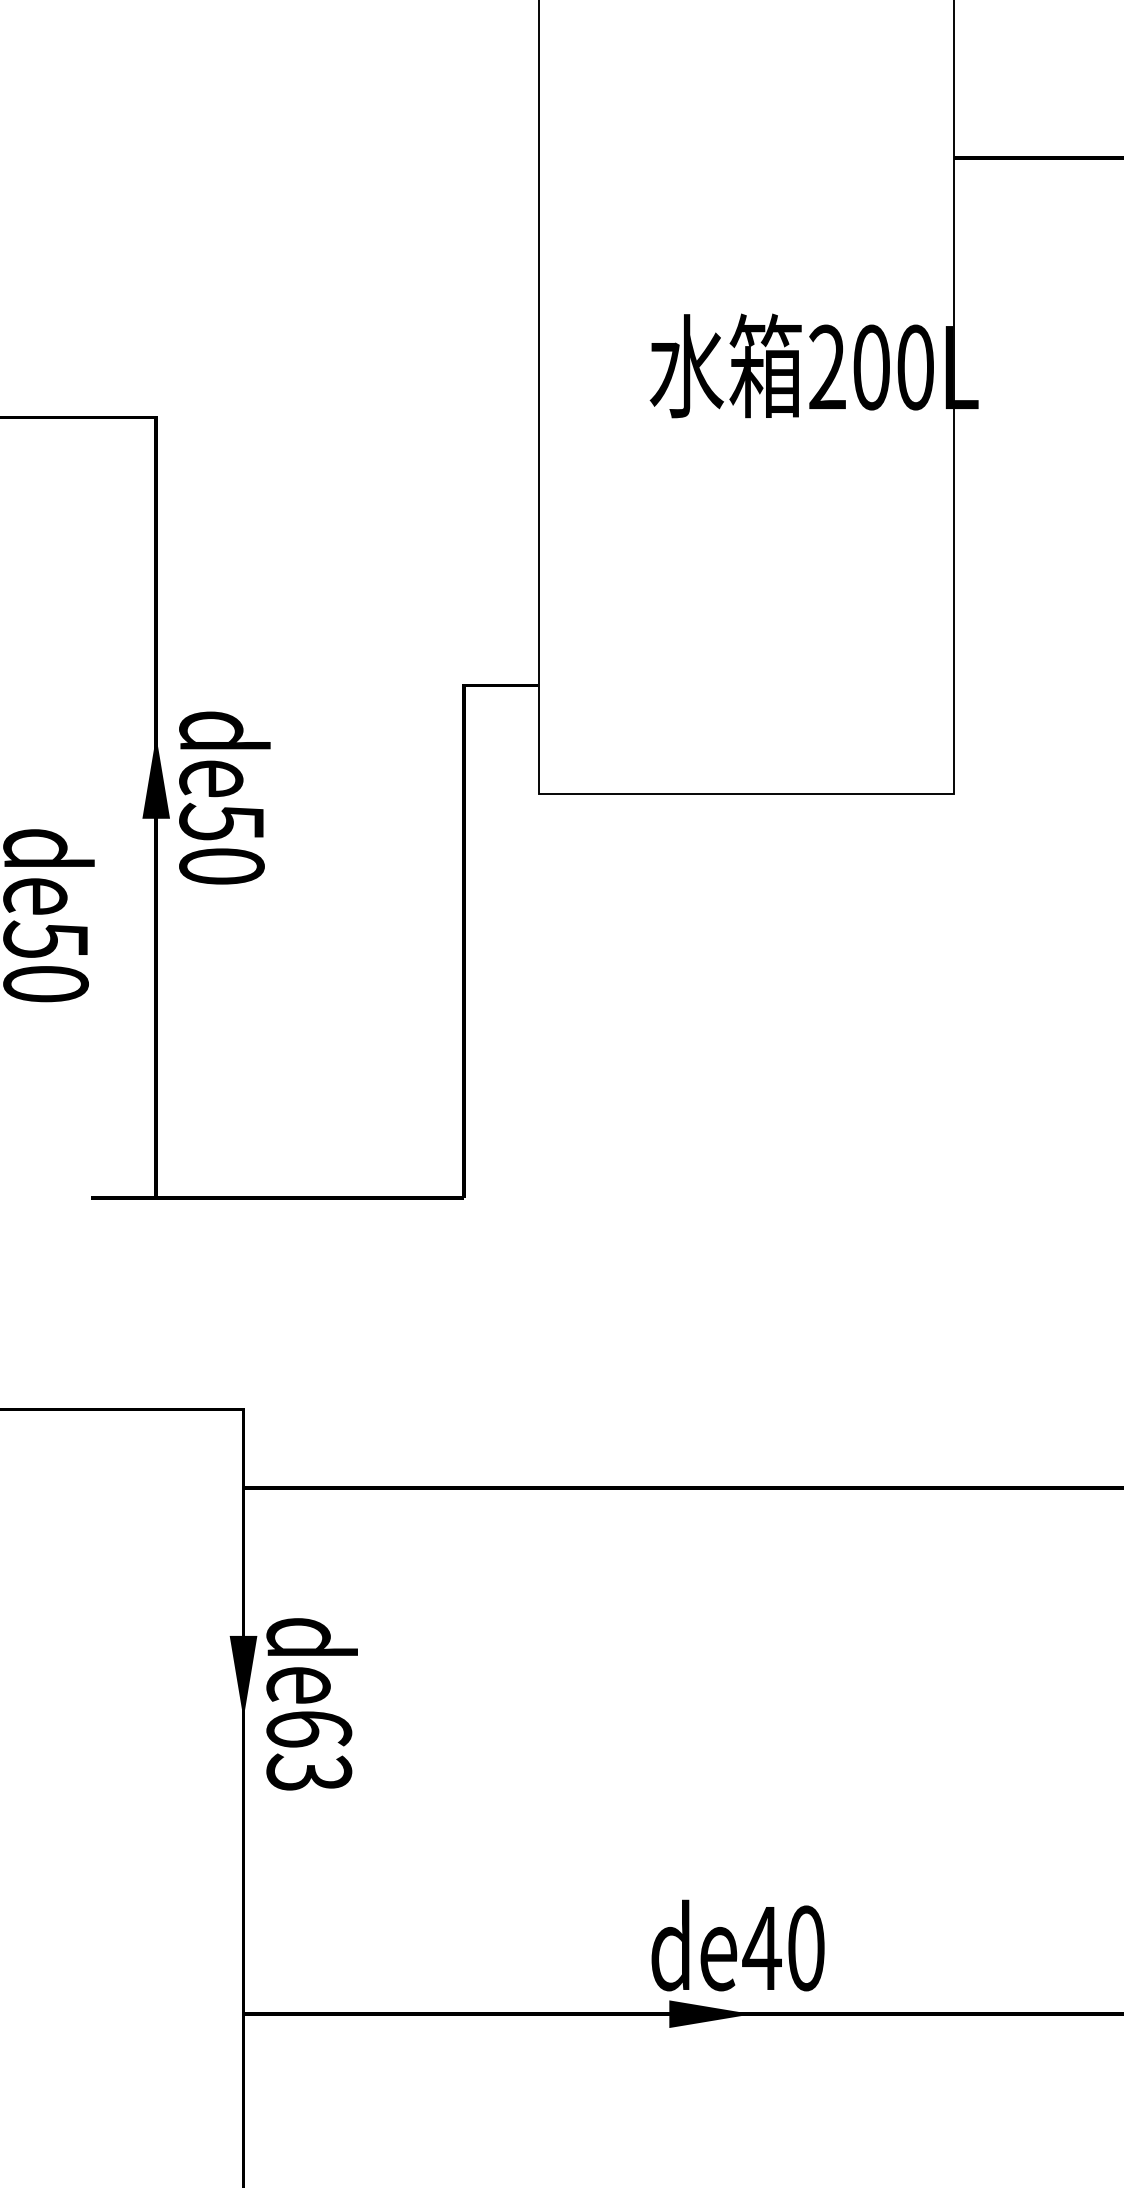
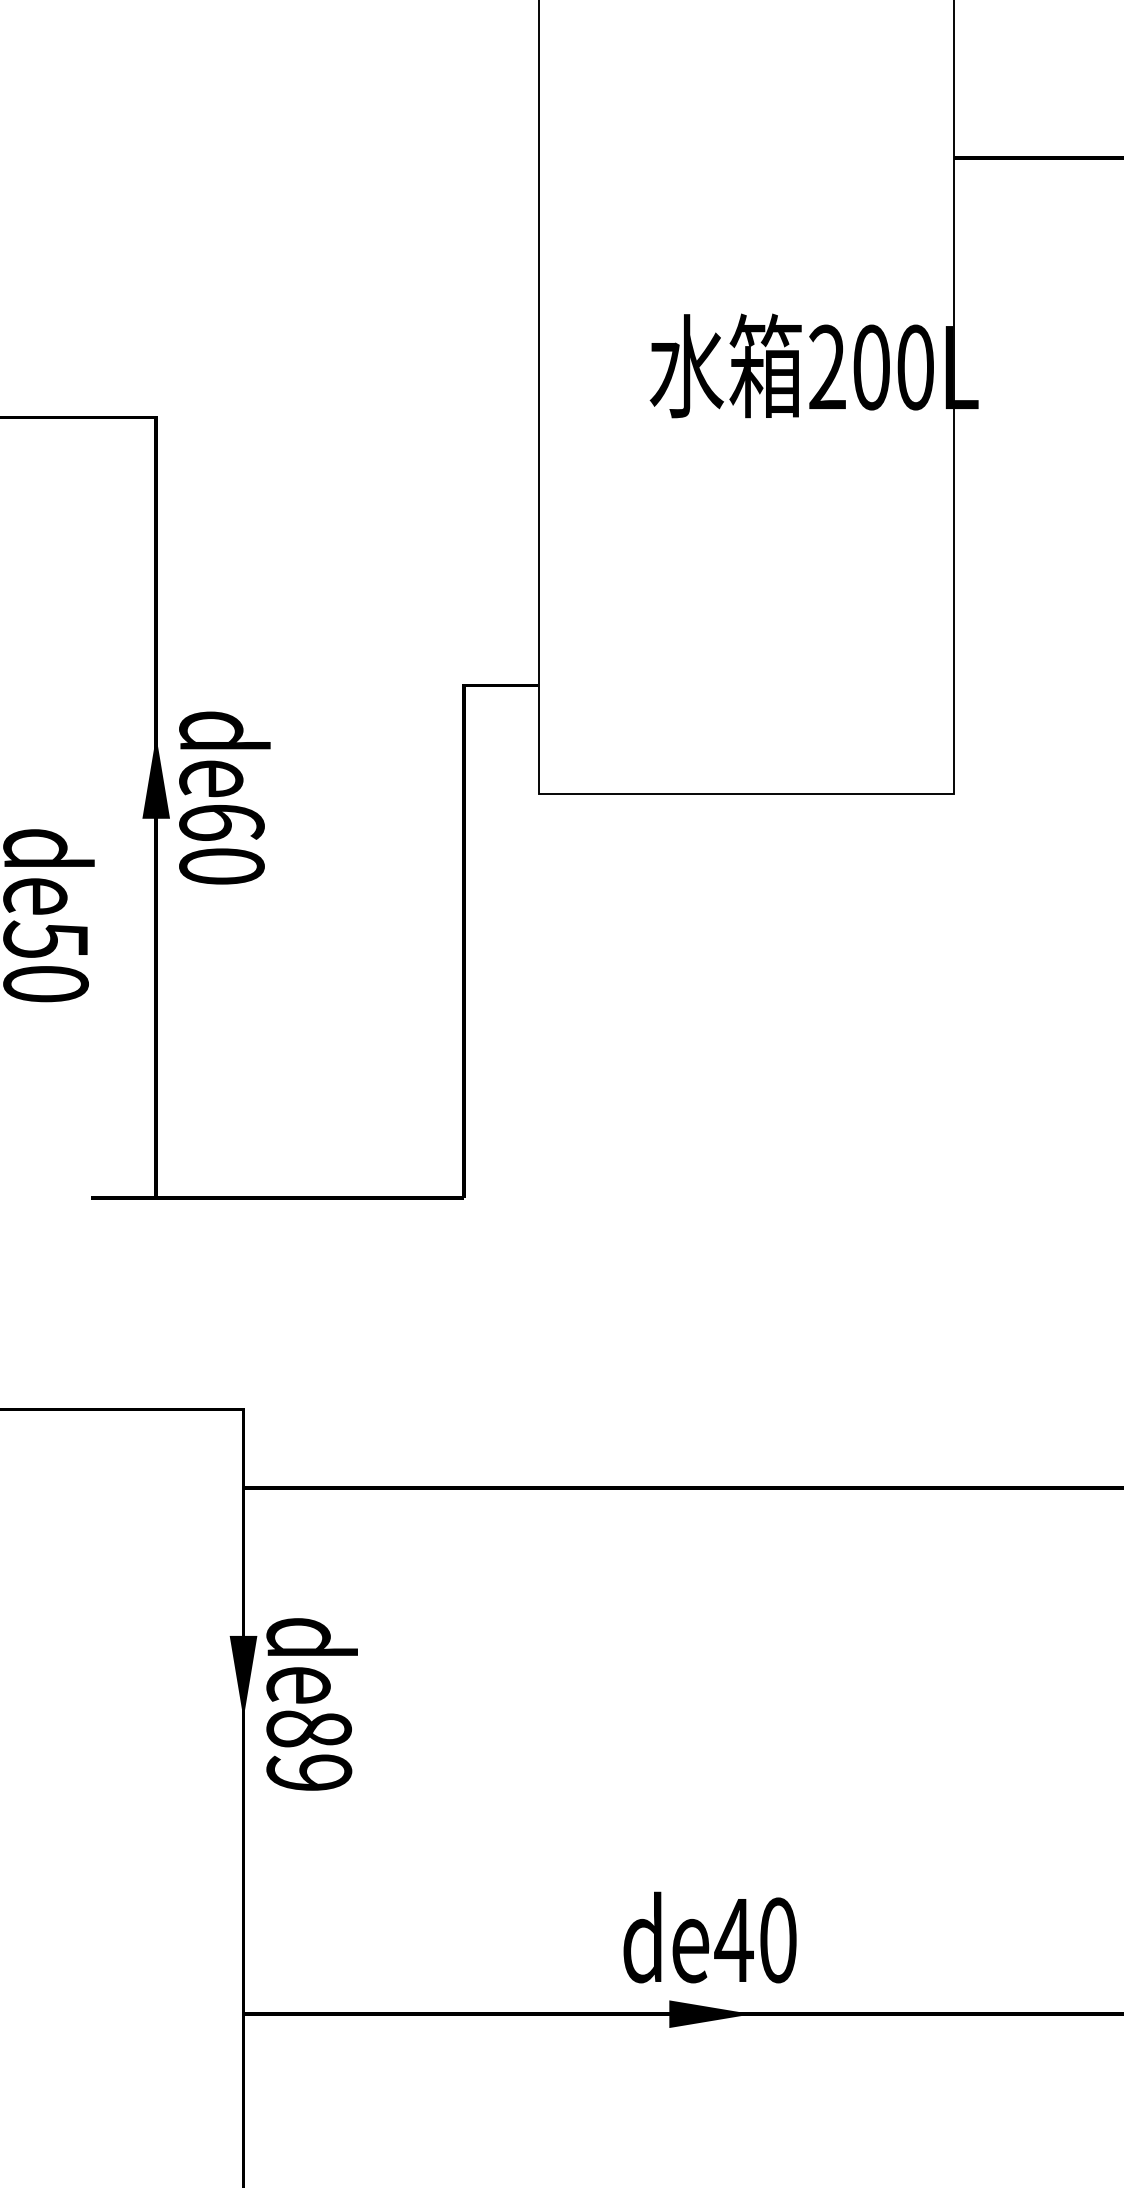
text: de50 -> de60 (221, 821)
text: de63 -> de89 (309, 1750)
text position: (737, 1945) -> (709, 1937) (709, 1937)
